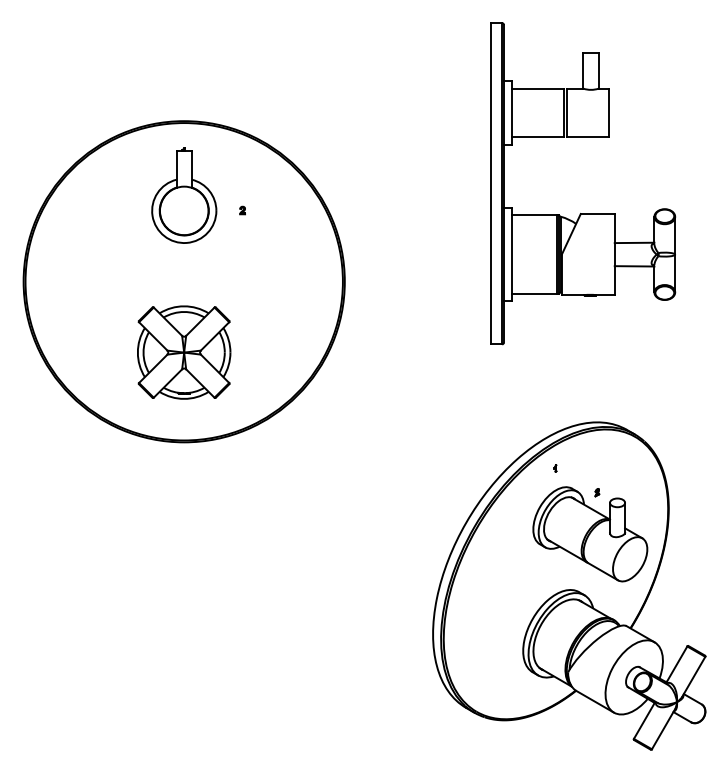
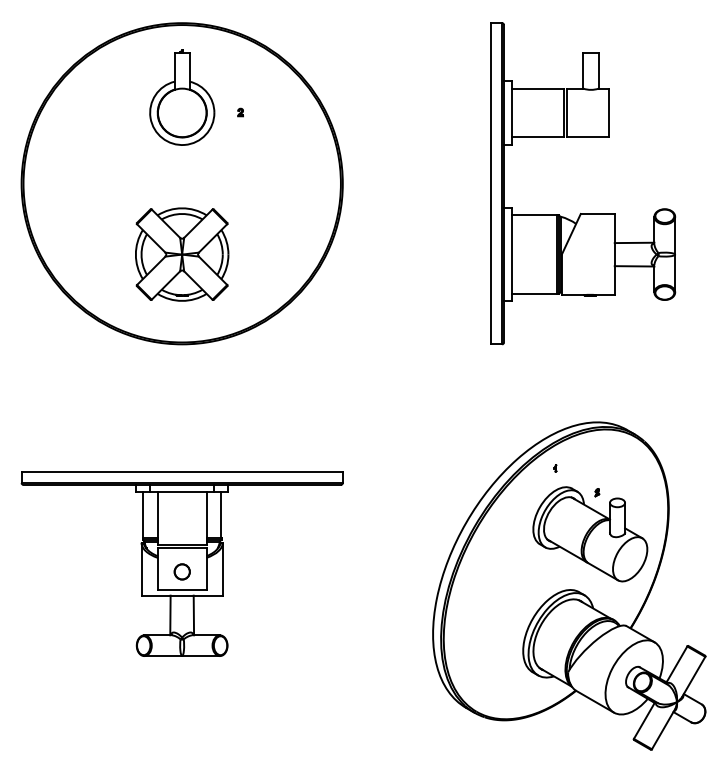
part position: (183, 281) -> (181, 183) (181, 183)
part: none -> present (181, 563)
